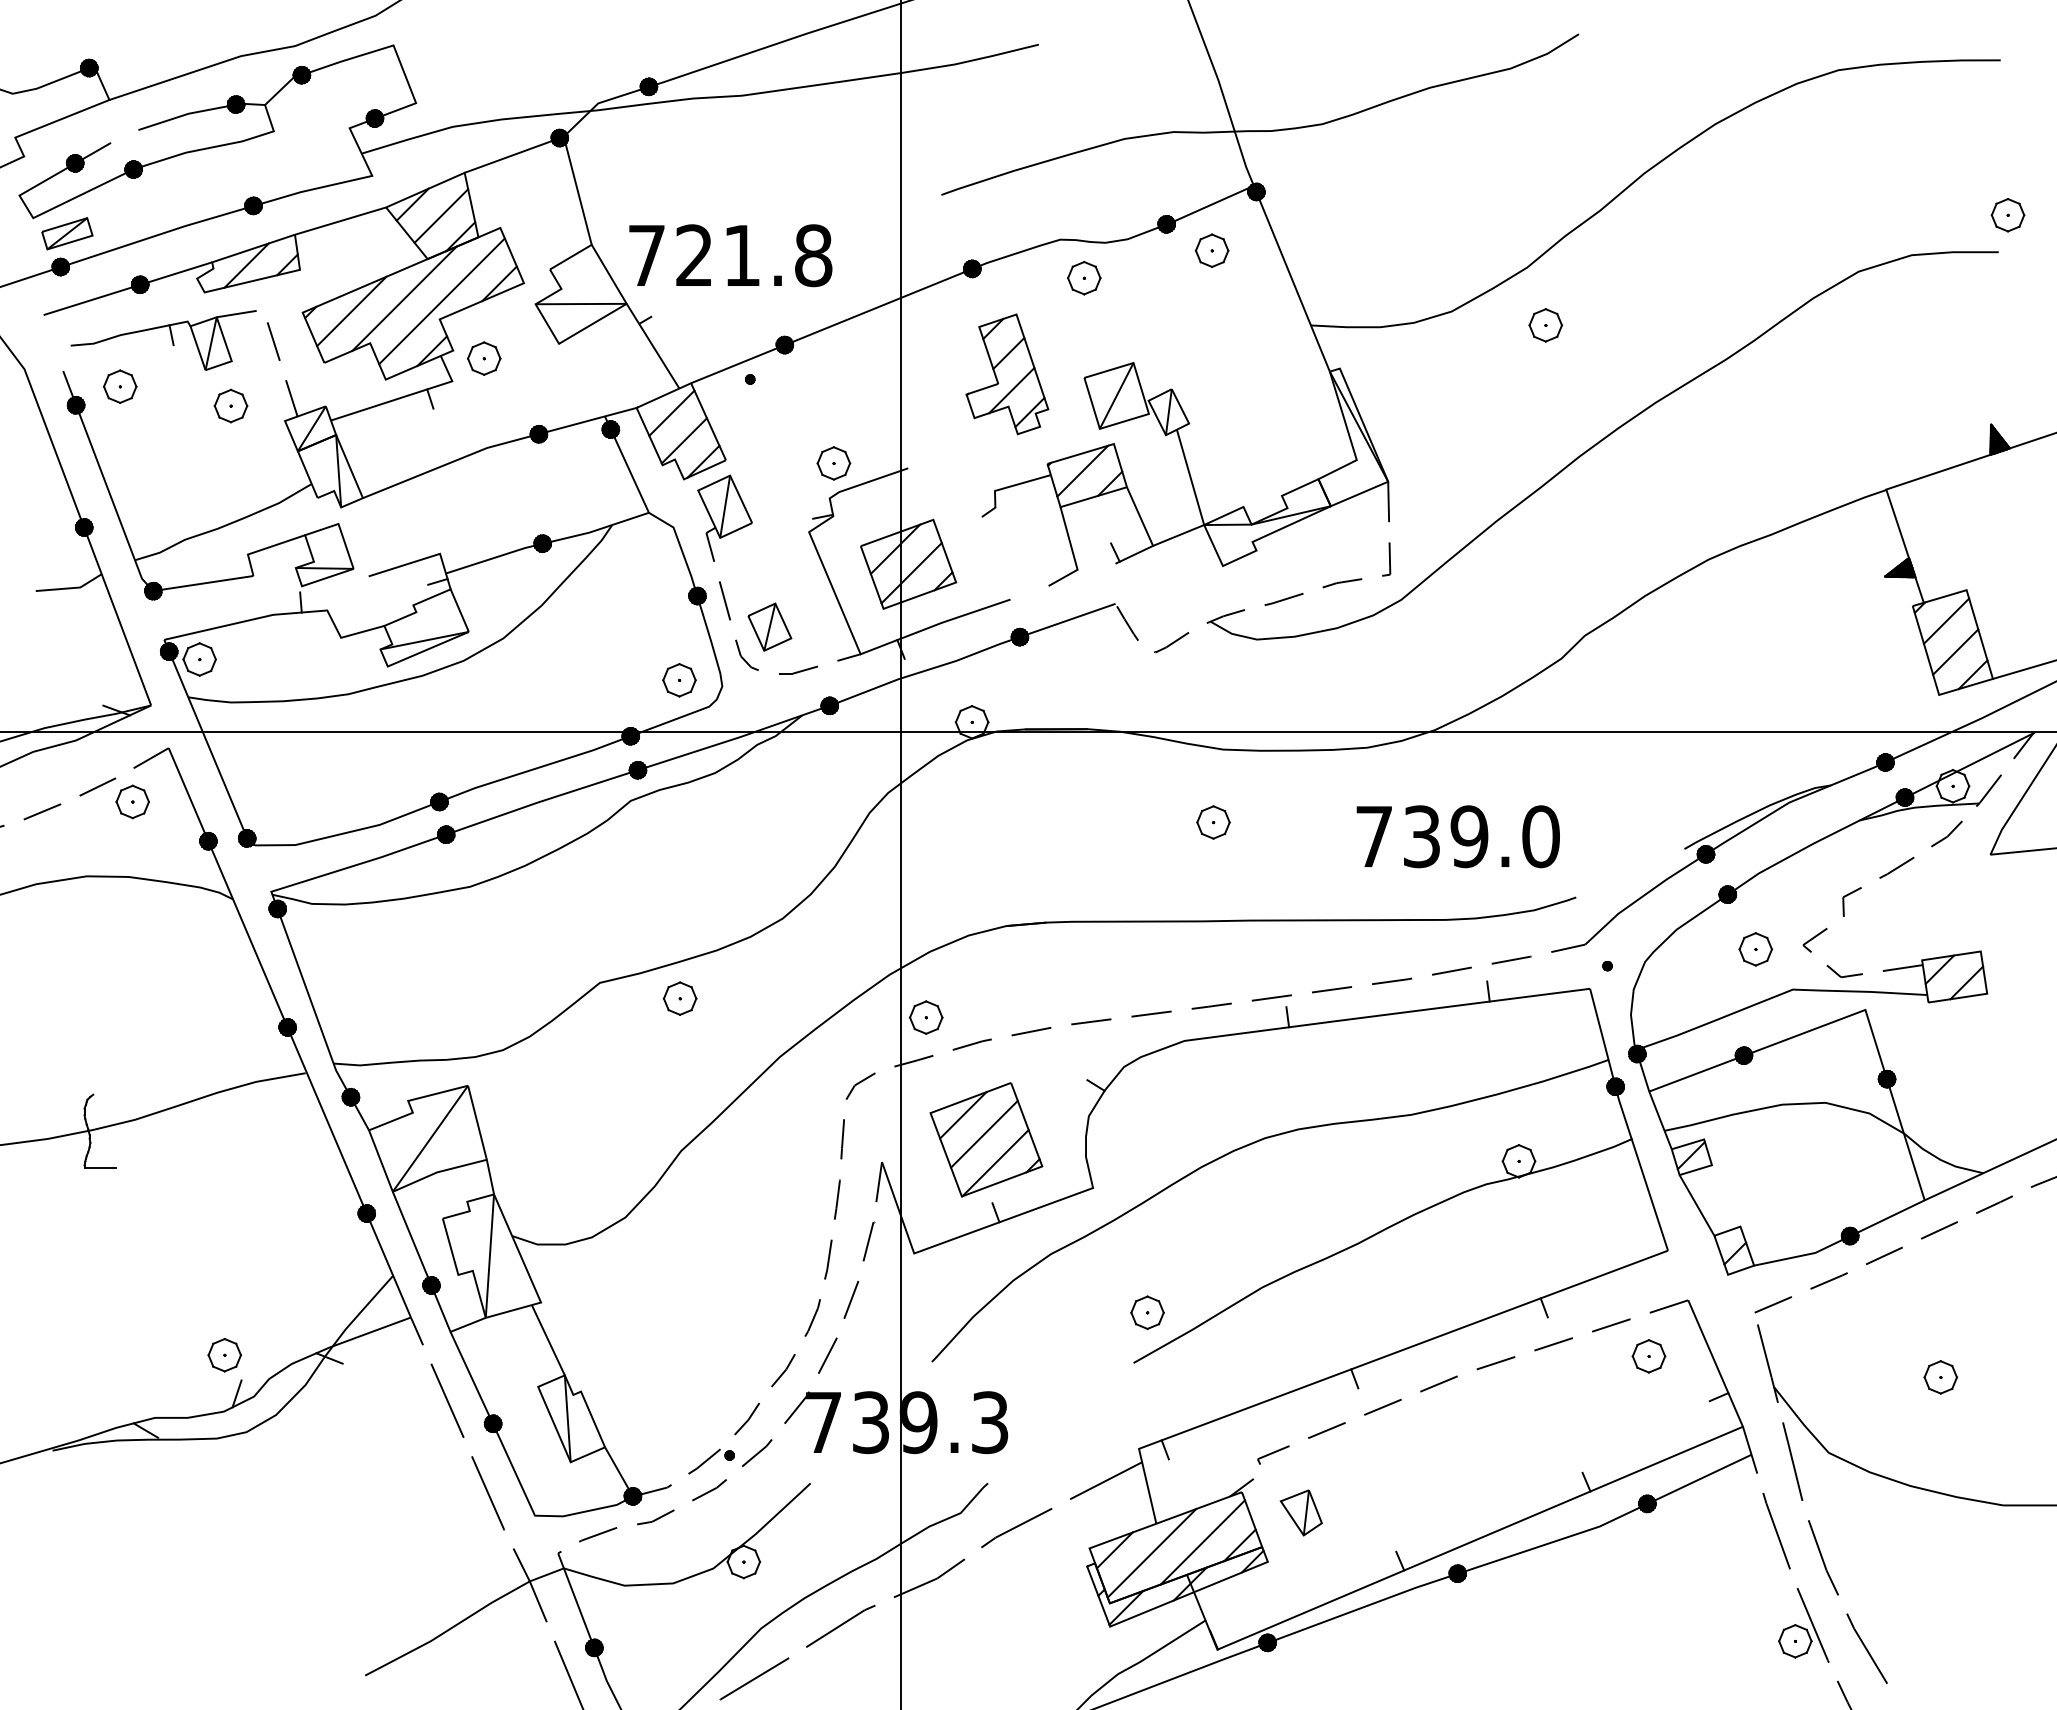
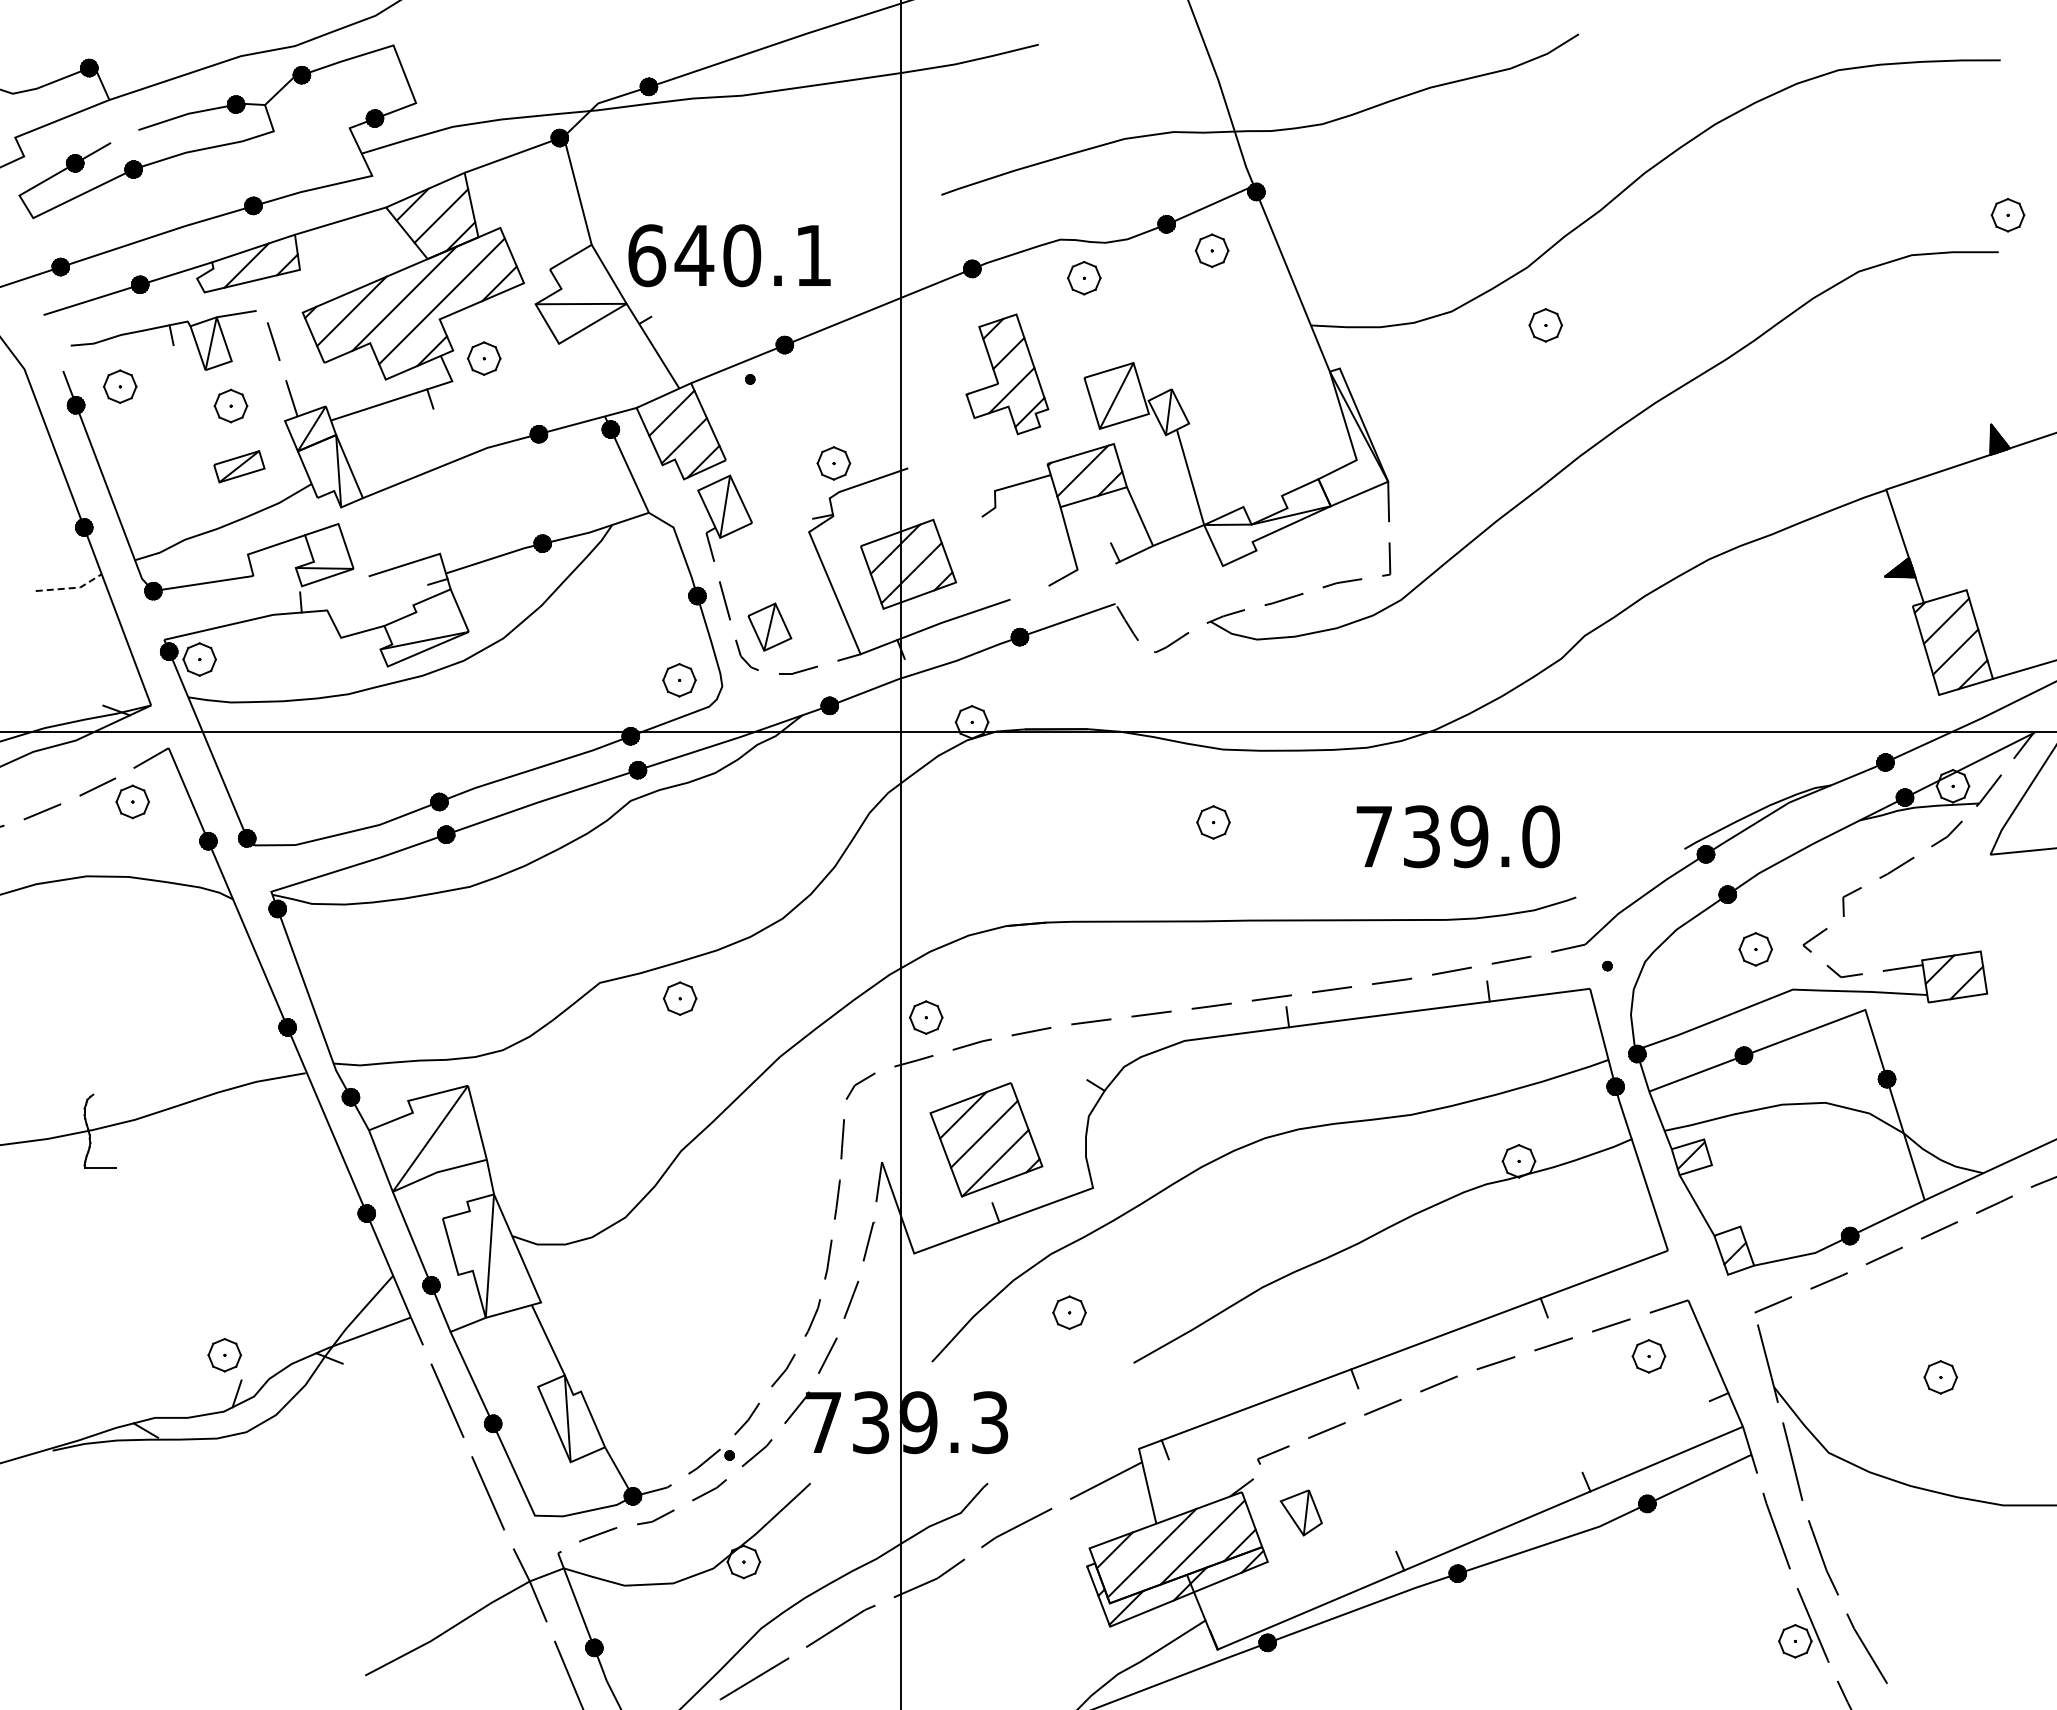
part position: (67, 233) -> (239, 466) (239, 466)
text: 721.8 -> 640.1 (730, 255)
line: solid -> dashed (71, 588)
part position: (1147, 1312) -> (1069, 1312) (1069, 1312)
